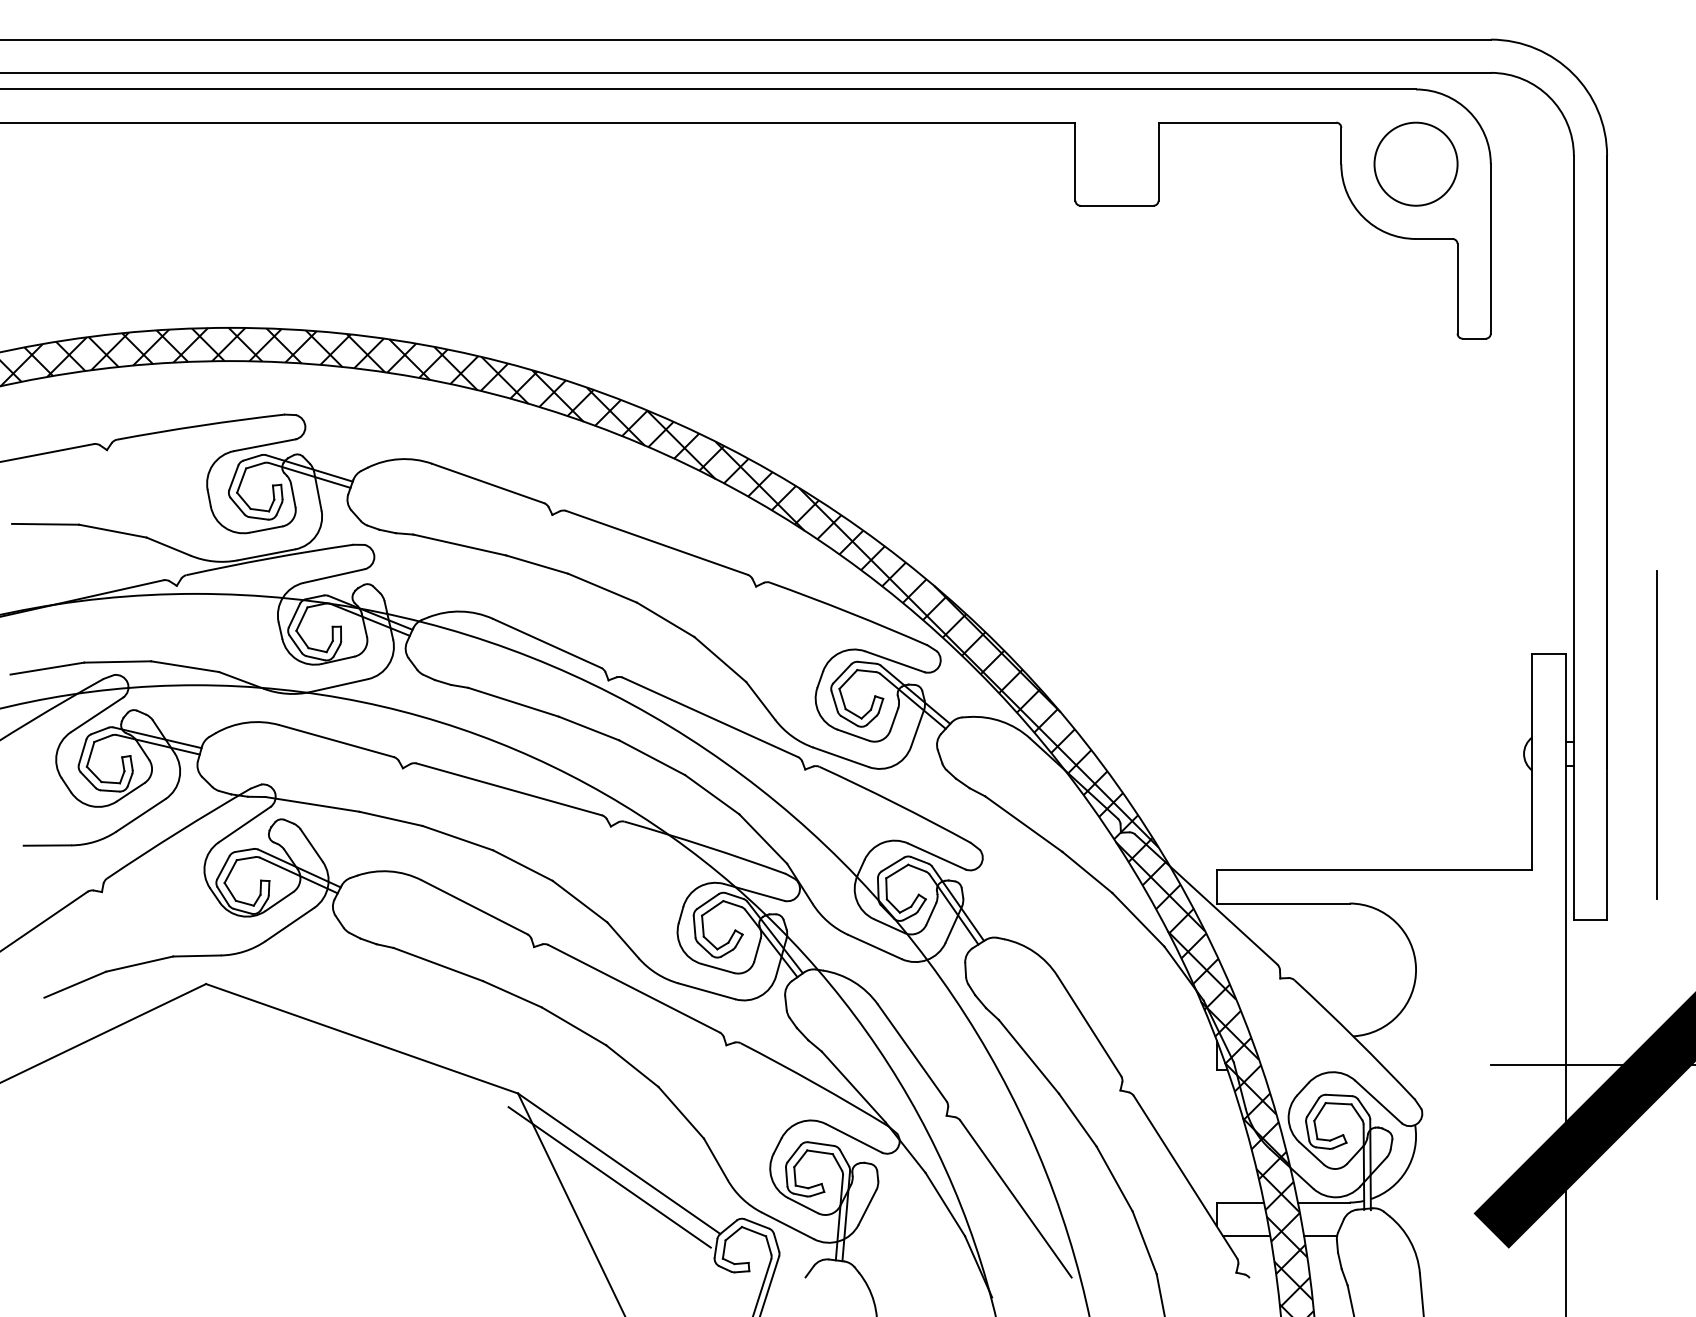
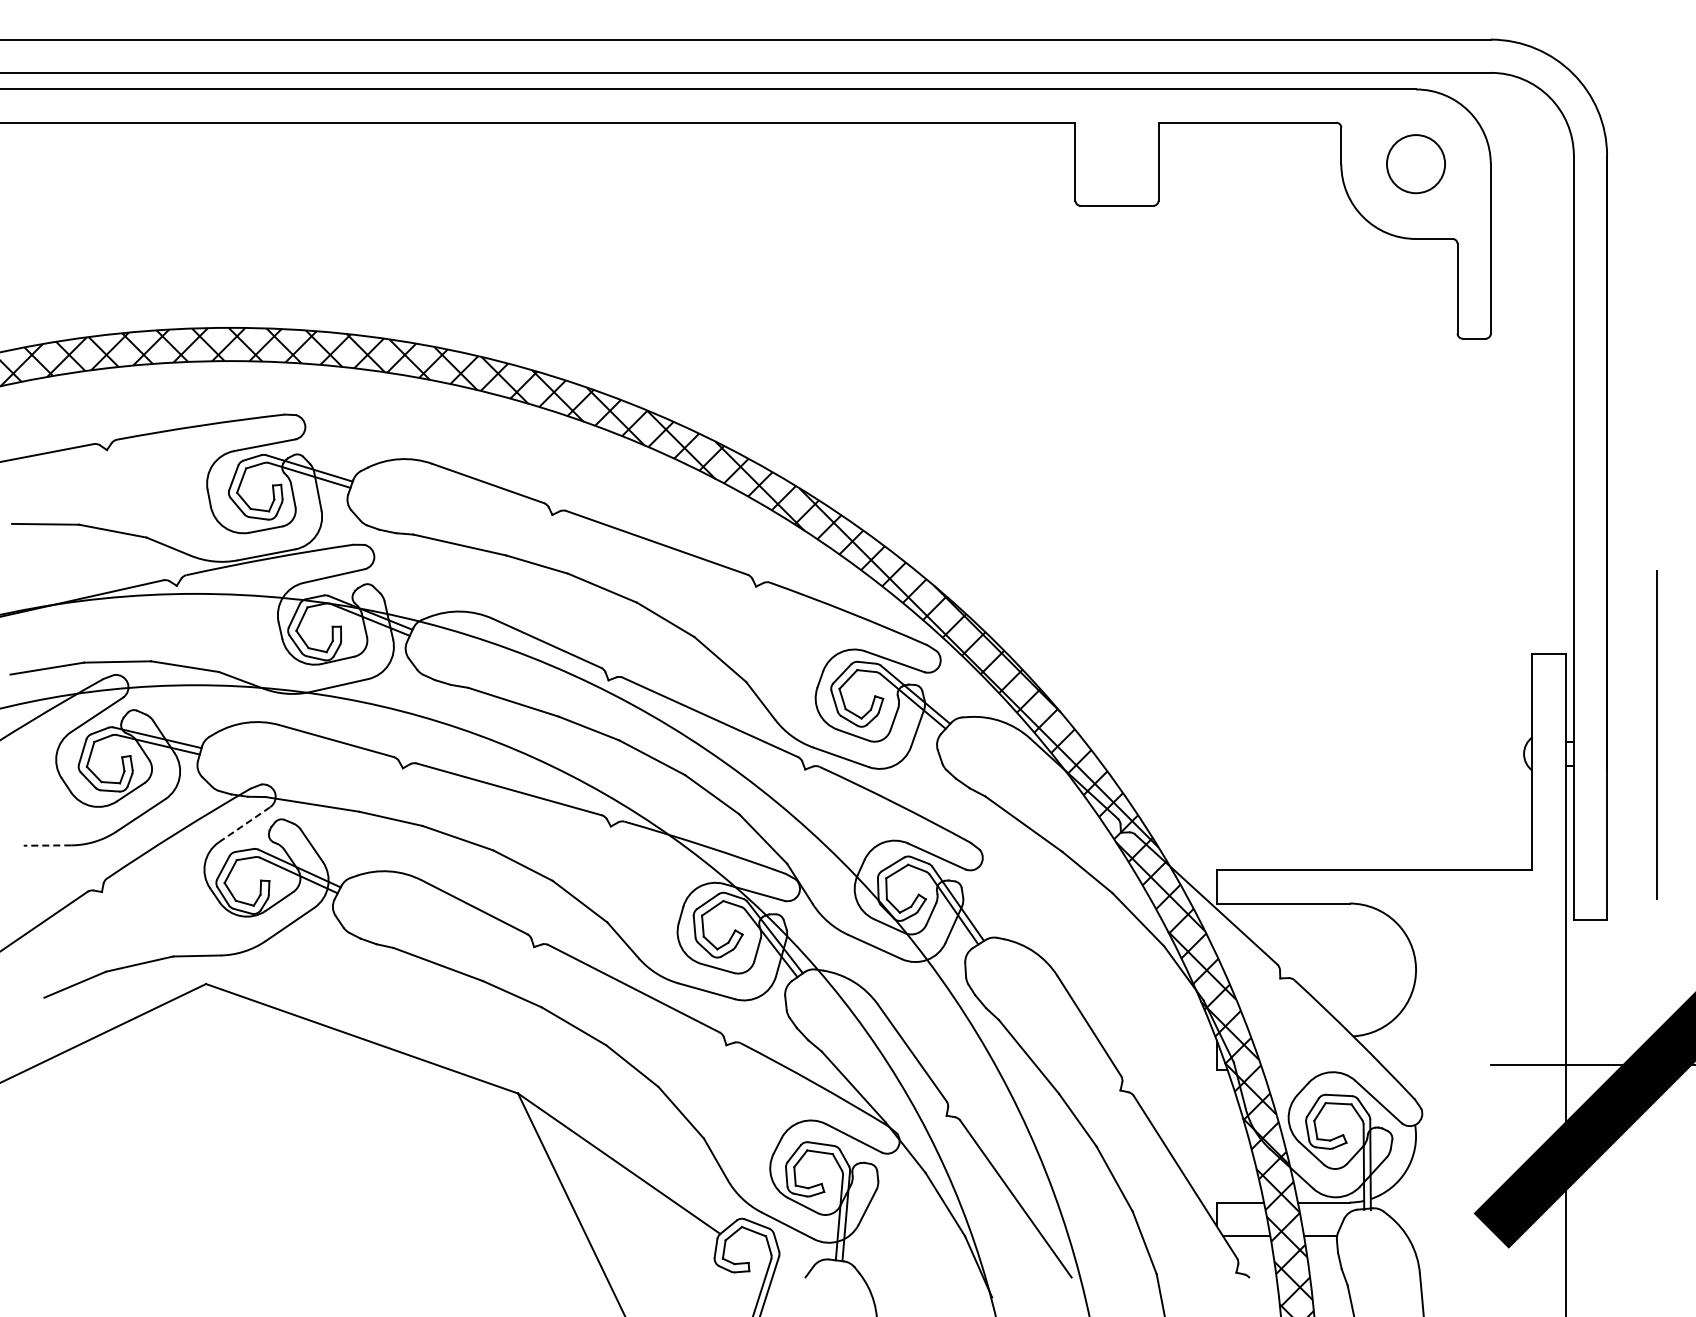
circle size: 86x86 px -> 60x61 px (1415, 164)
line: solid -> dashed (244, 824)
line: solid -> dashed (47, 845)
line: present -> none (609, 1177)
